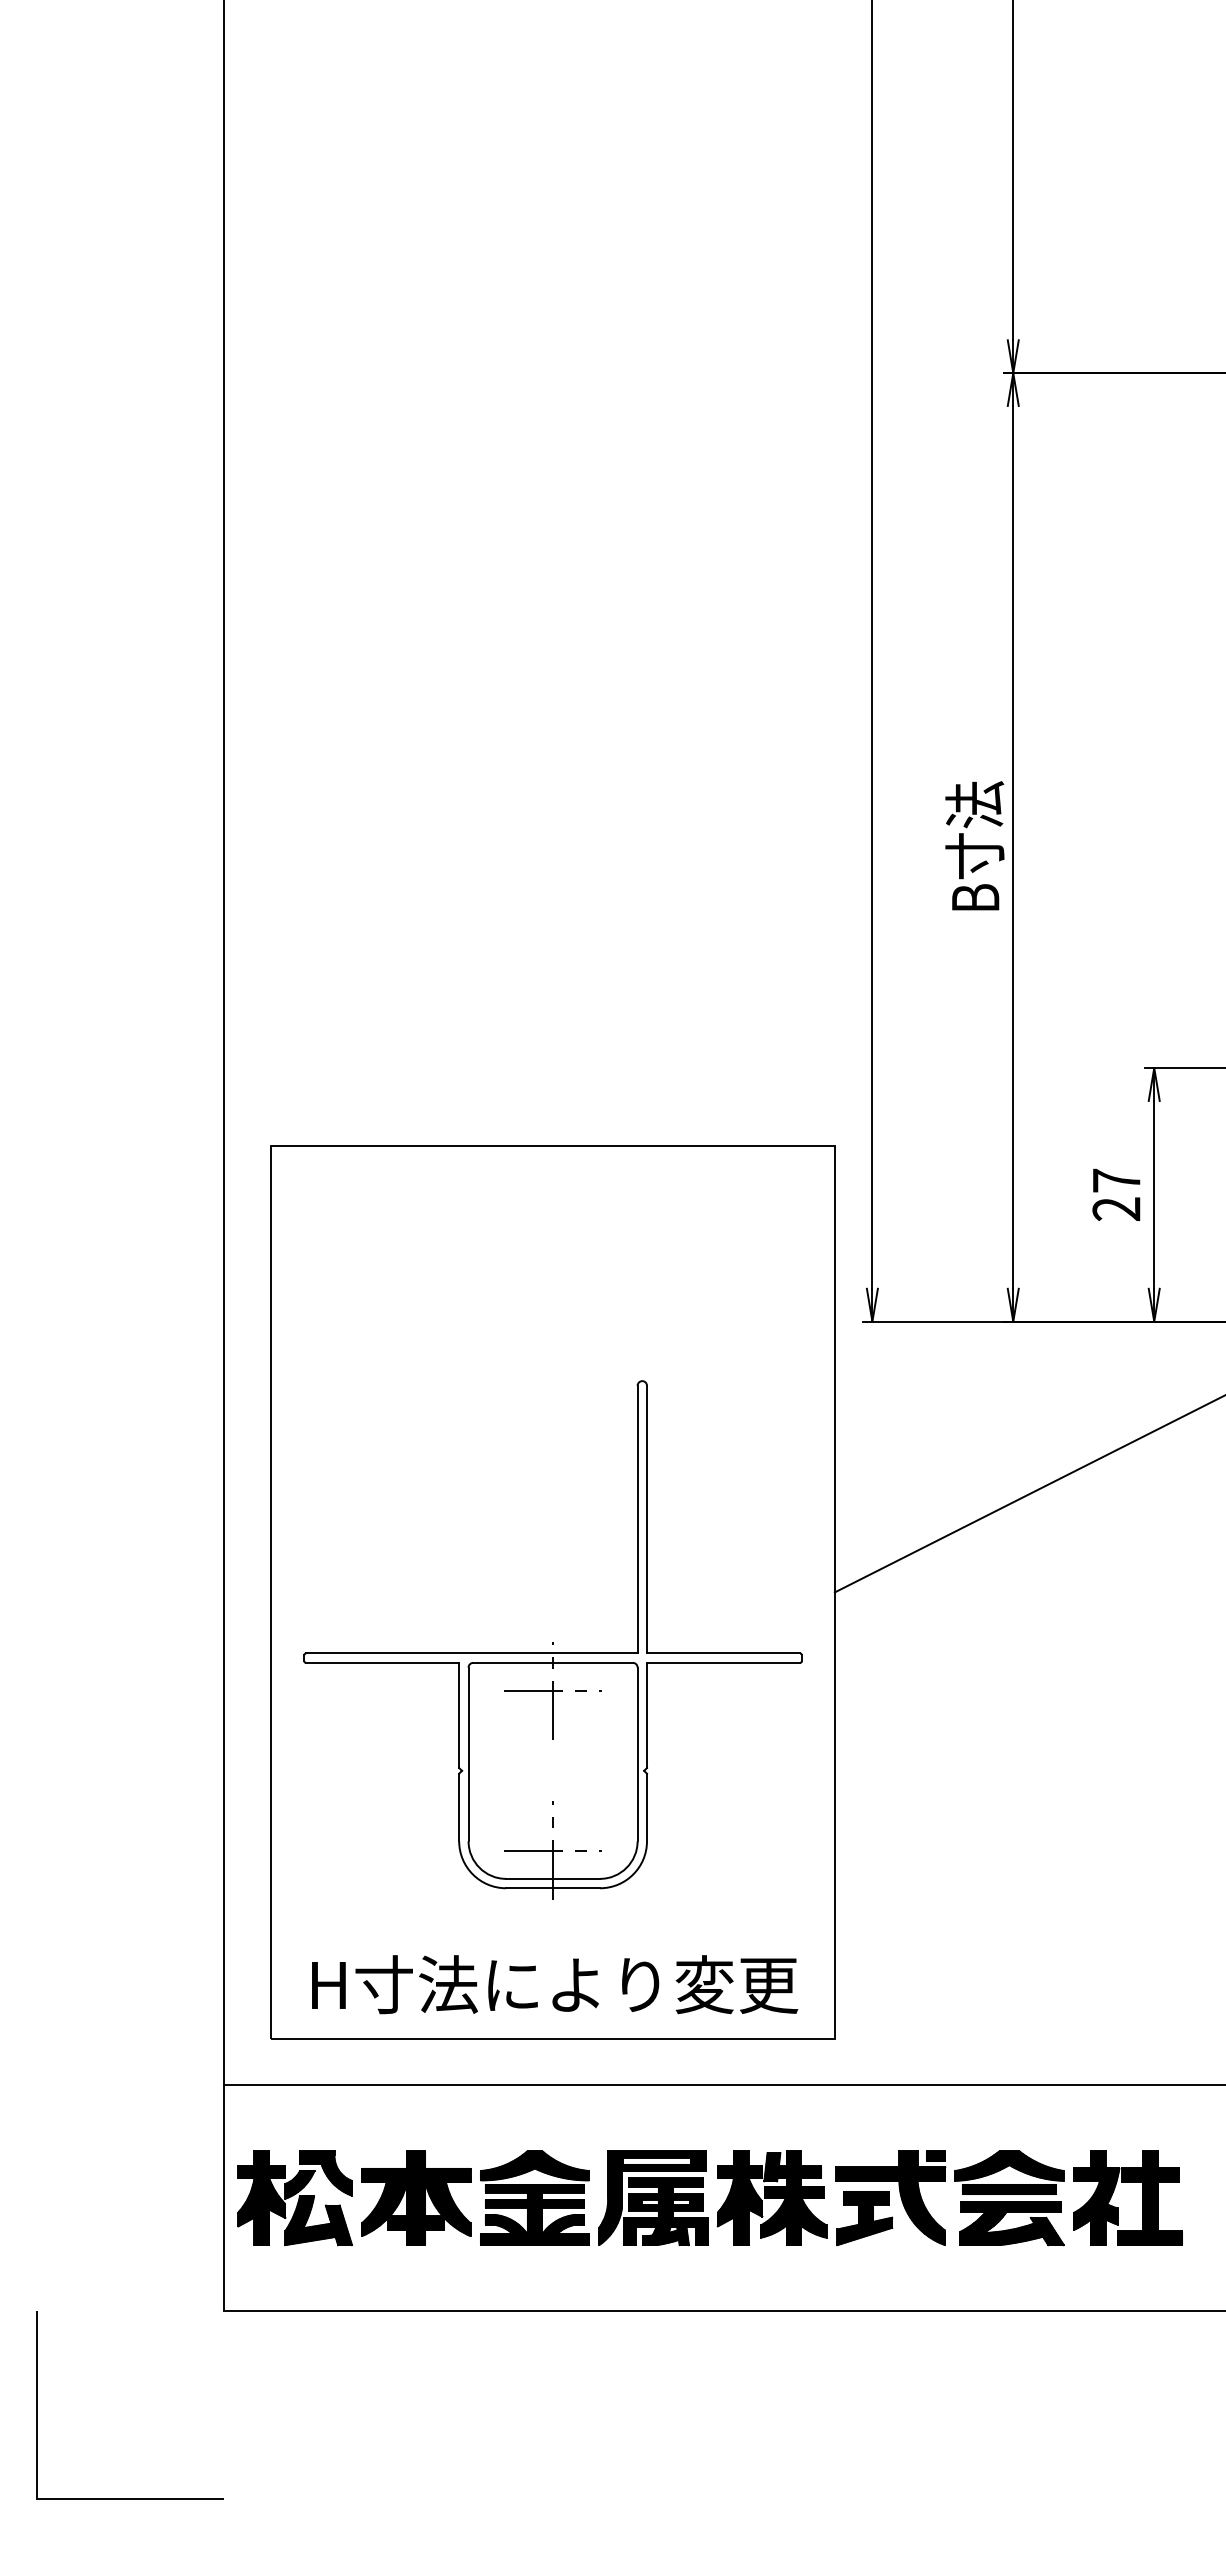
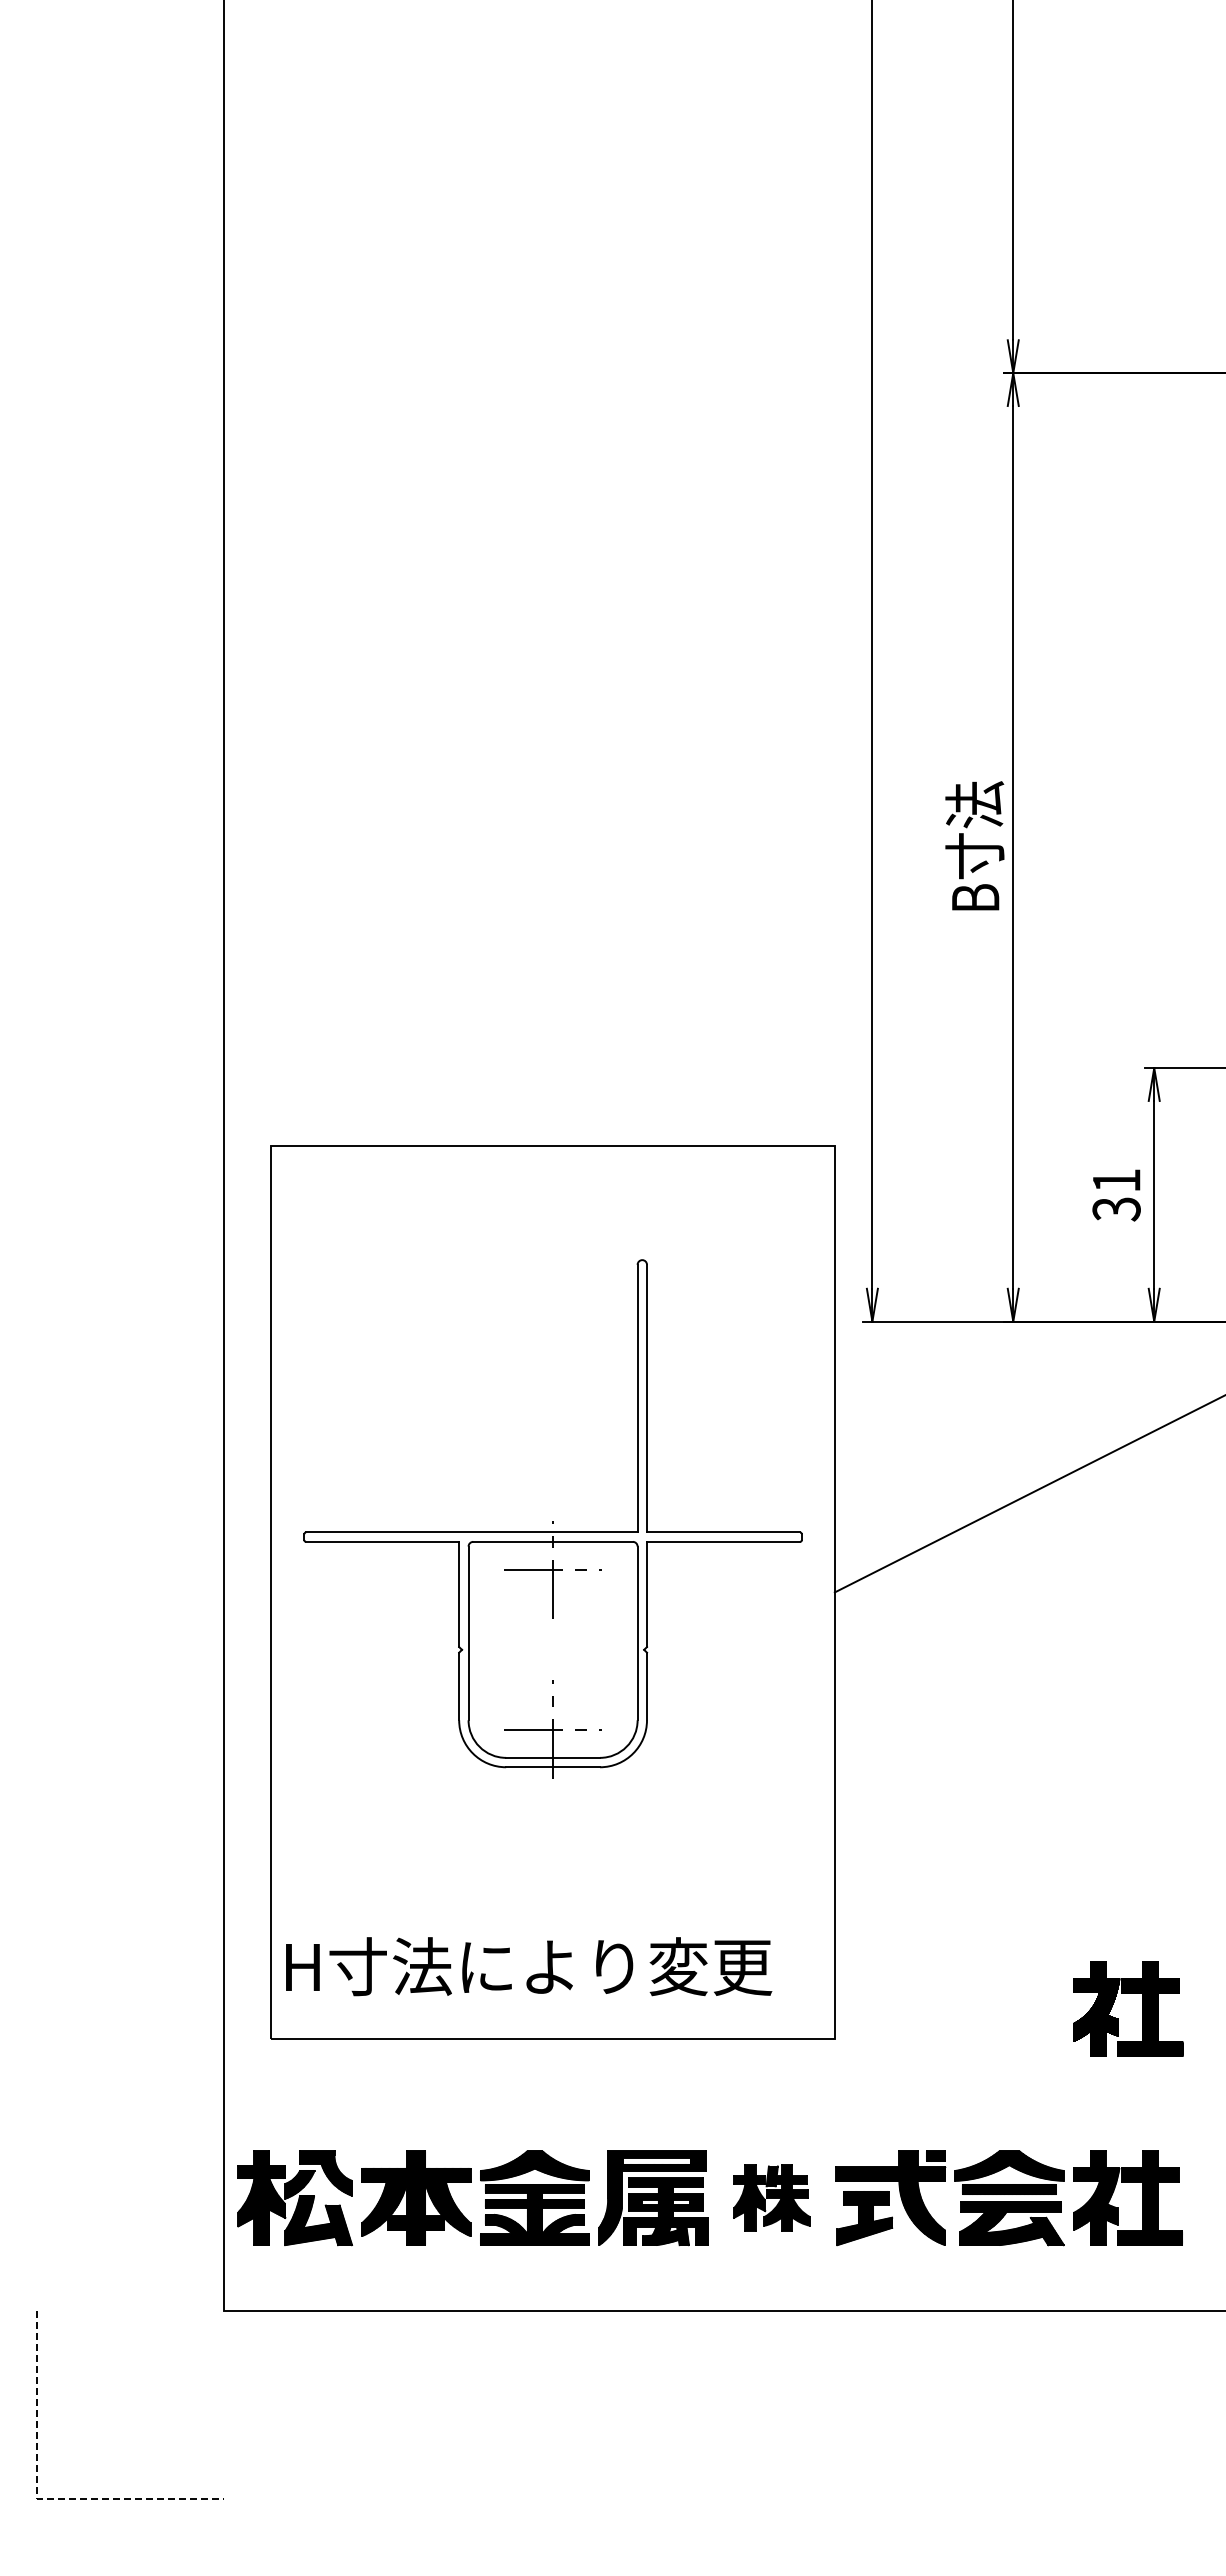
text: 27 -> 31 (1116, 1194)
part position: (552, 1639) -> (552, 1518) (552, 1518)
text position: (555, 1984) -> (529, 1966) (529, 1966)
part: none -> present (1118, 2018)
line: present -> none (723, 2085)
part size: 112x96 px -> 78x68 px (771, 2197)
line: solid -> dashed (36, 2498)
